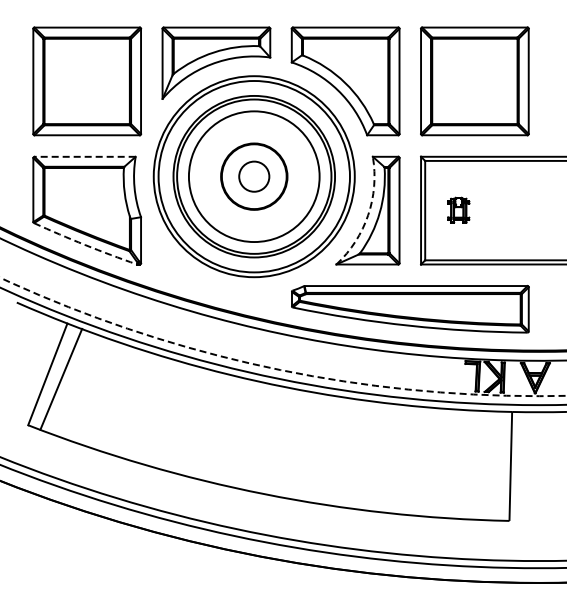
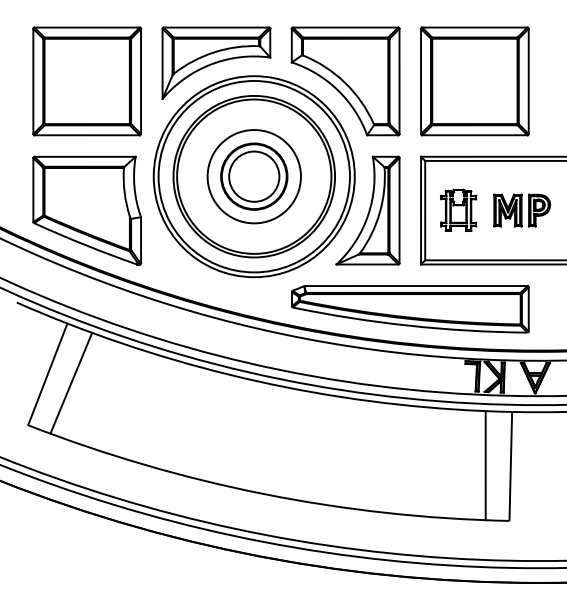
line: dashed -> solid (85, 156)
circle diameter: 131 px -> 93 px (253, 176)
circle diameter: 30 px -> 50 px (254, 176)
part size: 24x28 px -> 38x44 px (458, 209)
part: none -> present (522, 210)
arc: dashed -> solid (368, 215)
arc: dashed -> solid (85, 244)
circle: dashed -> solid (283, 336)
line position: (61, 378) -> (71, 382) (71, 382)
line: none -> present (485, 465)
